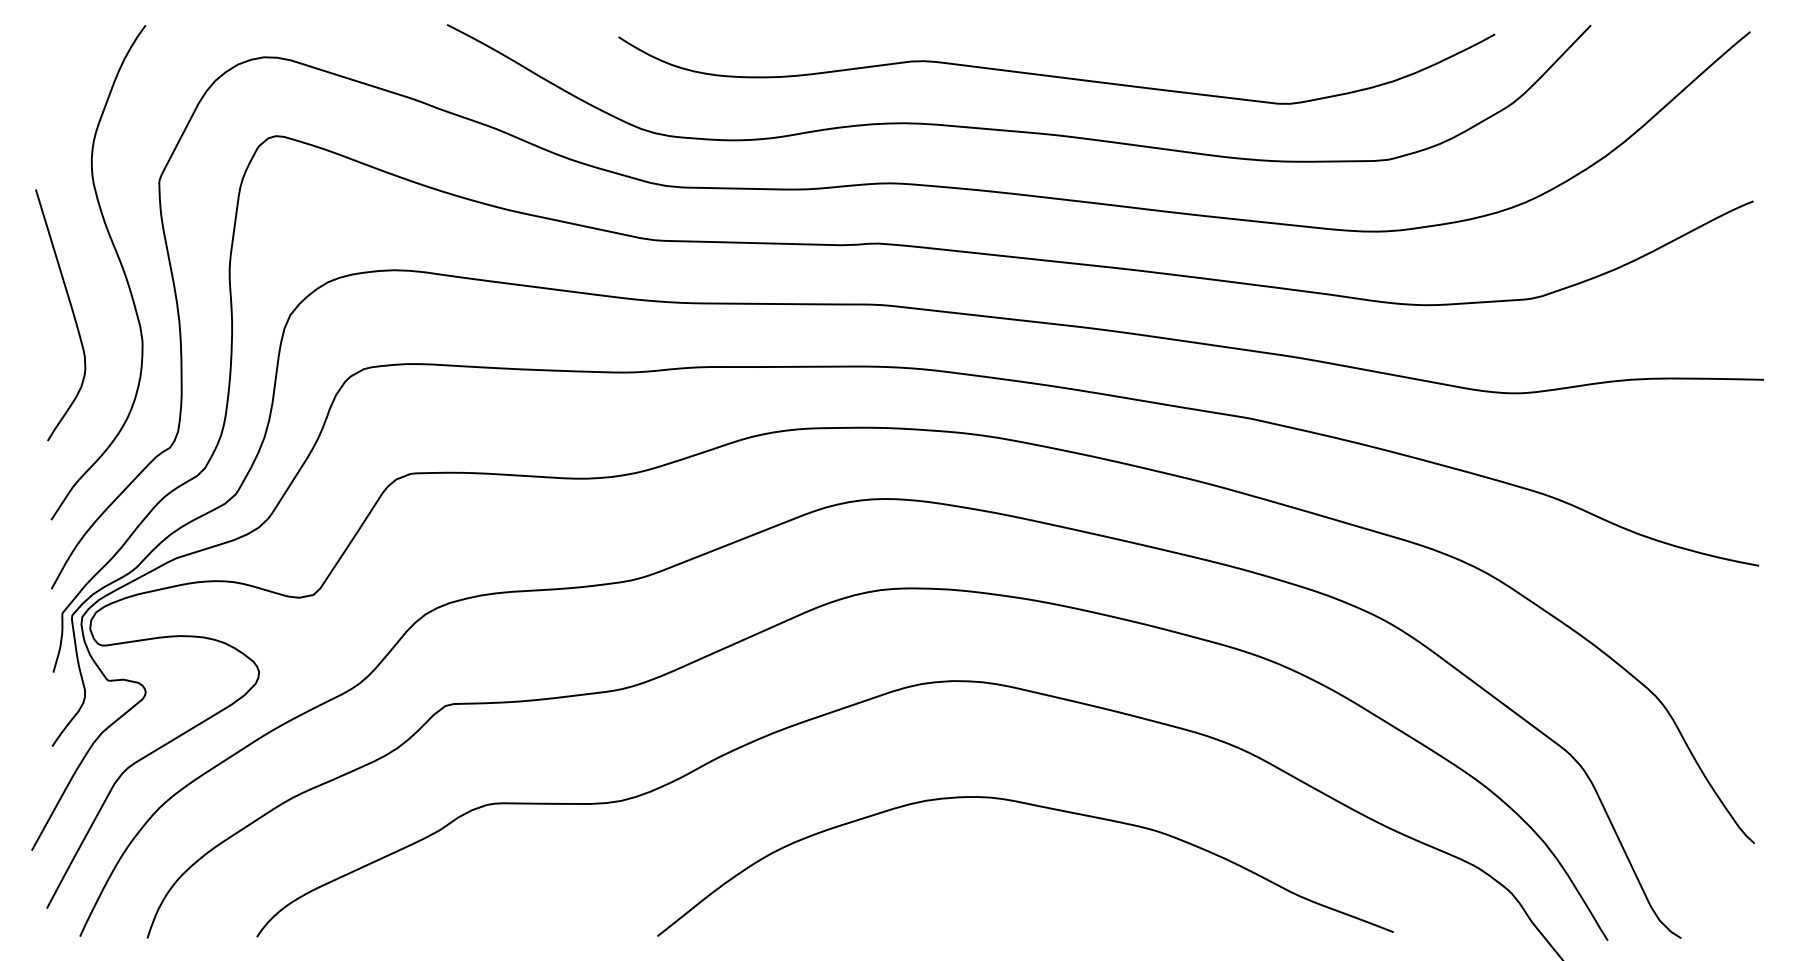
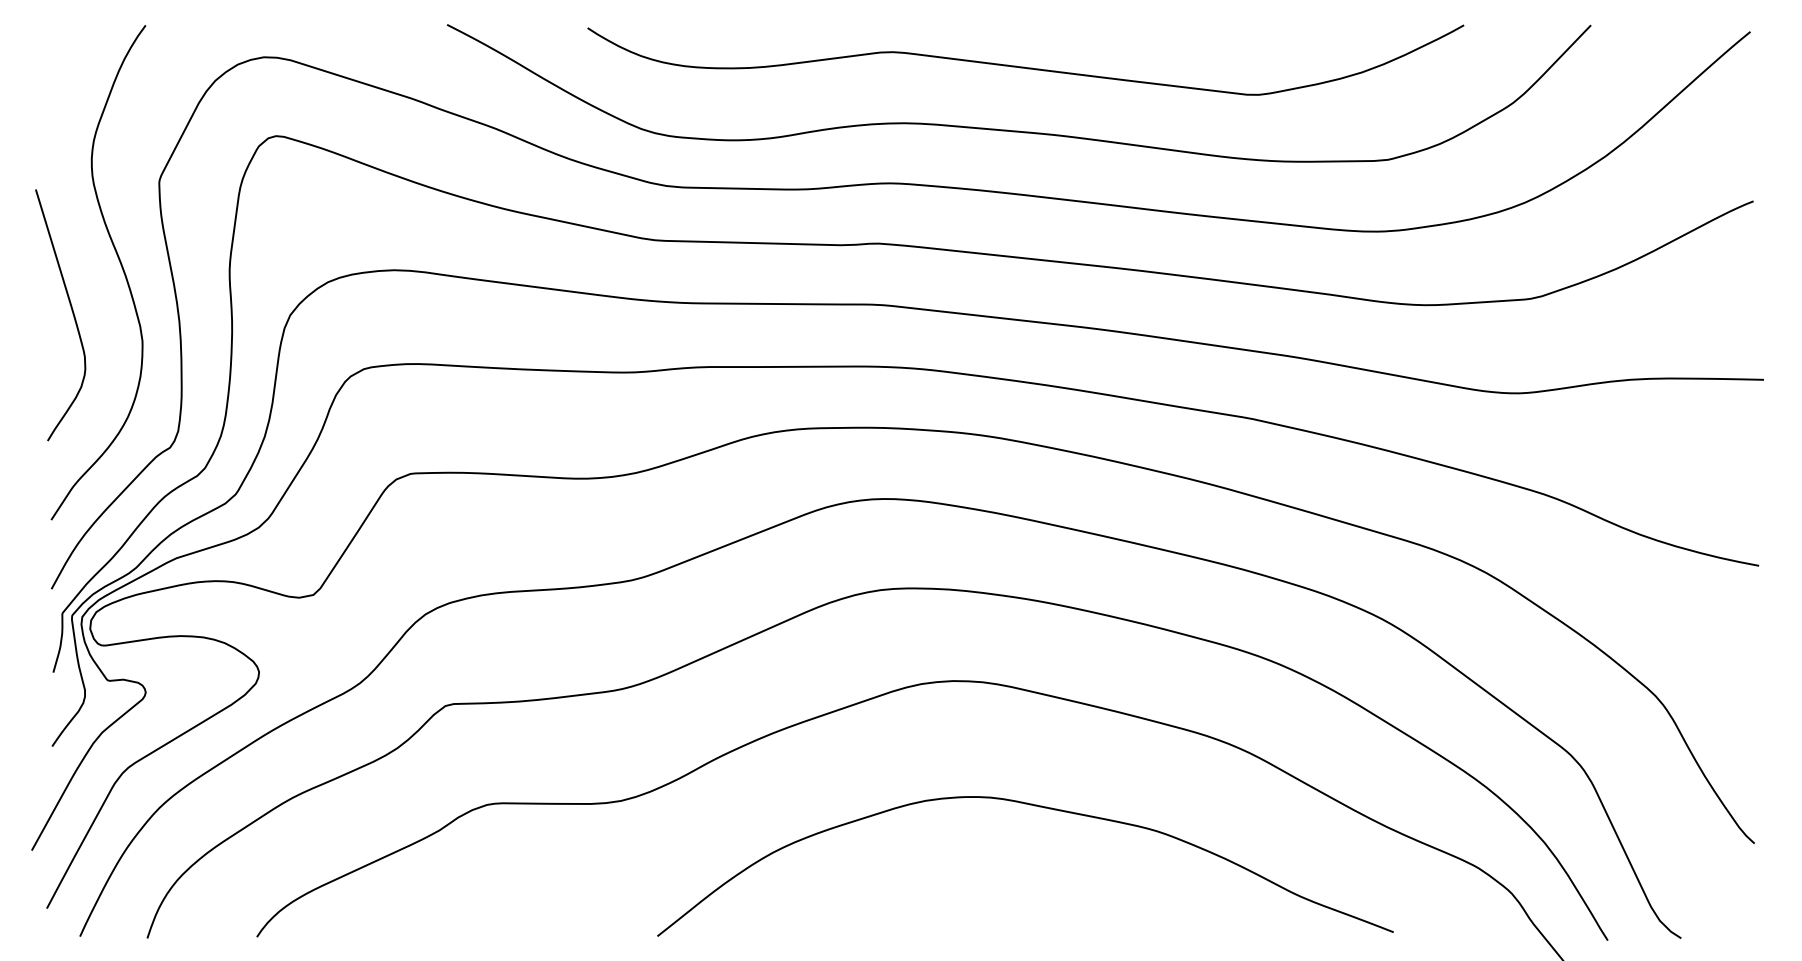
curve position: (1055, 75) -> (1024, 66) (1024, 66)
